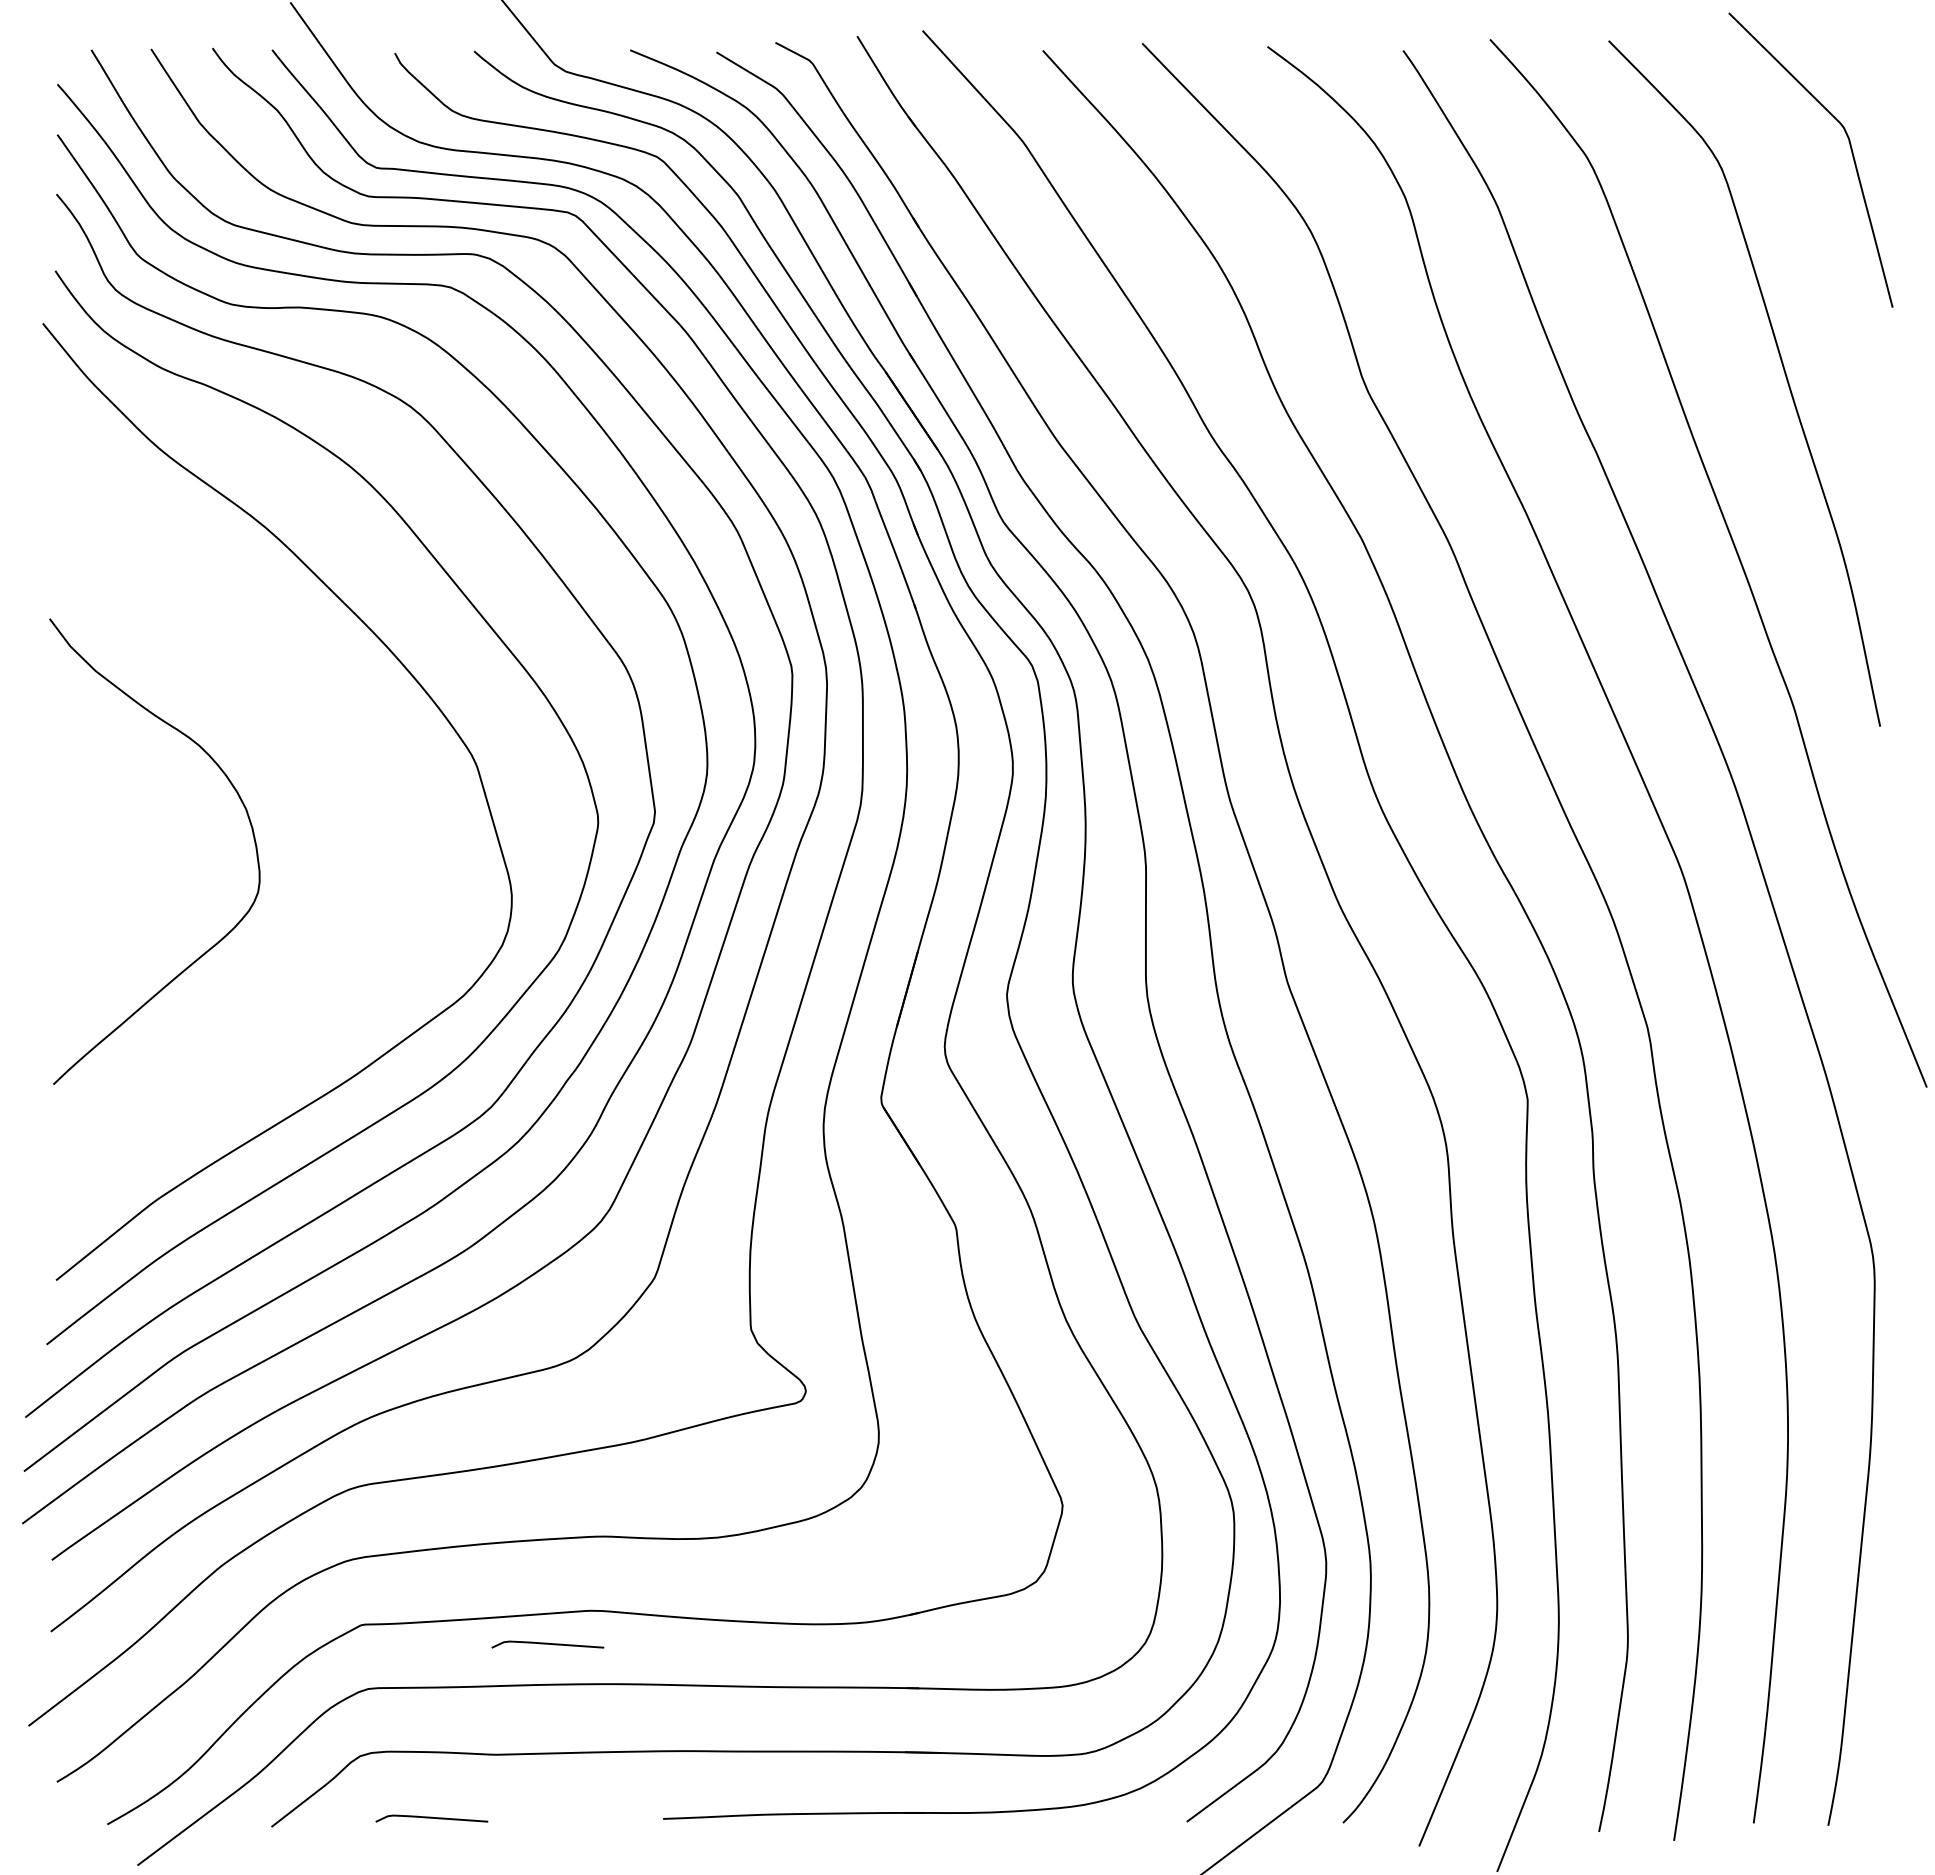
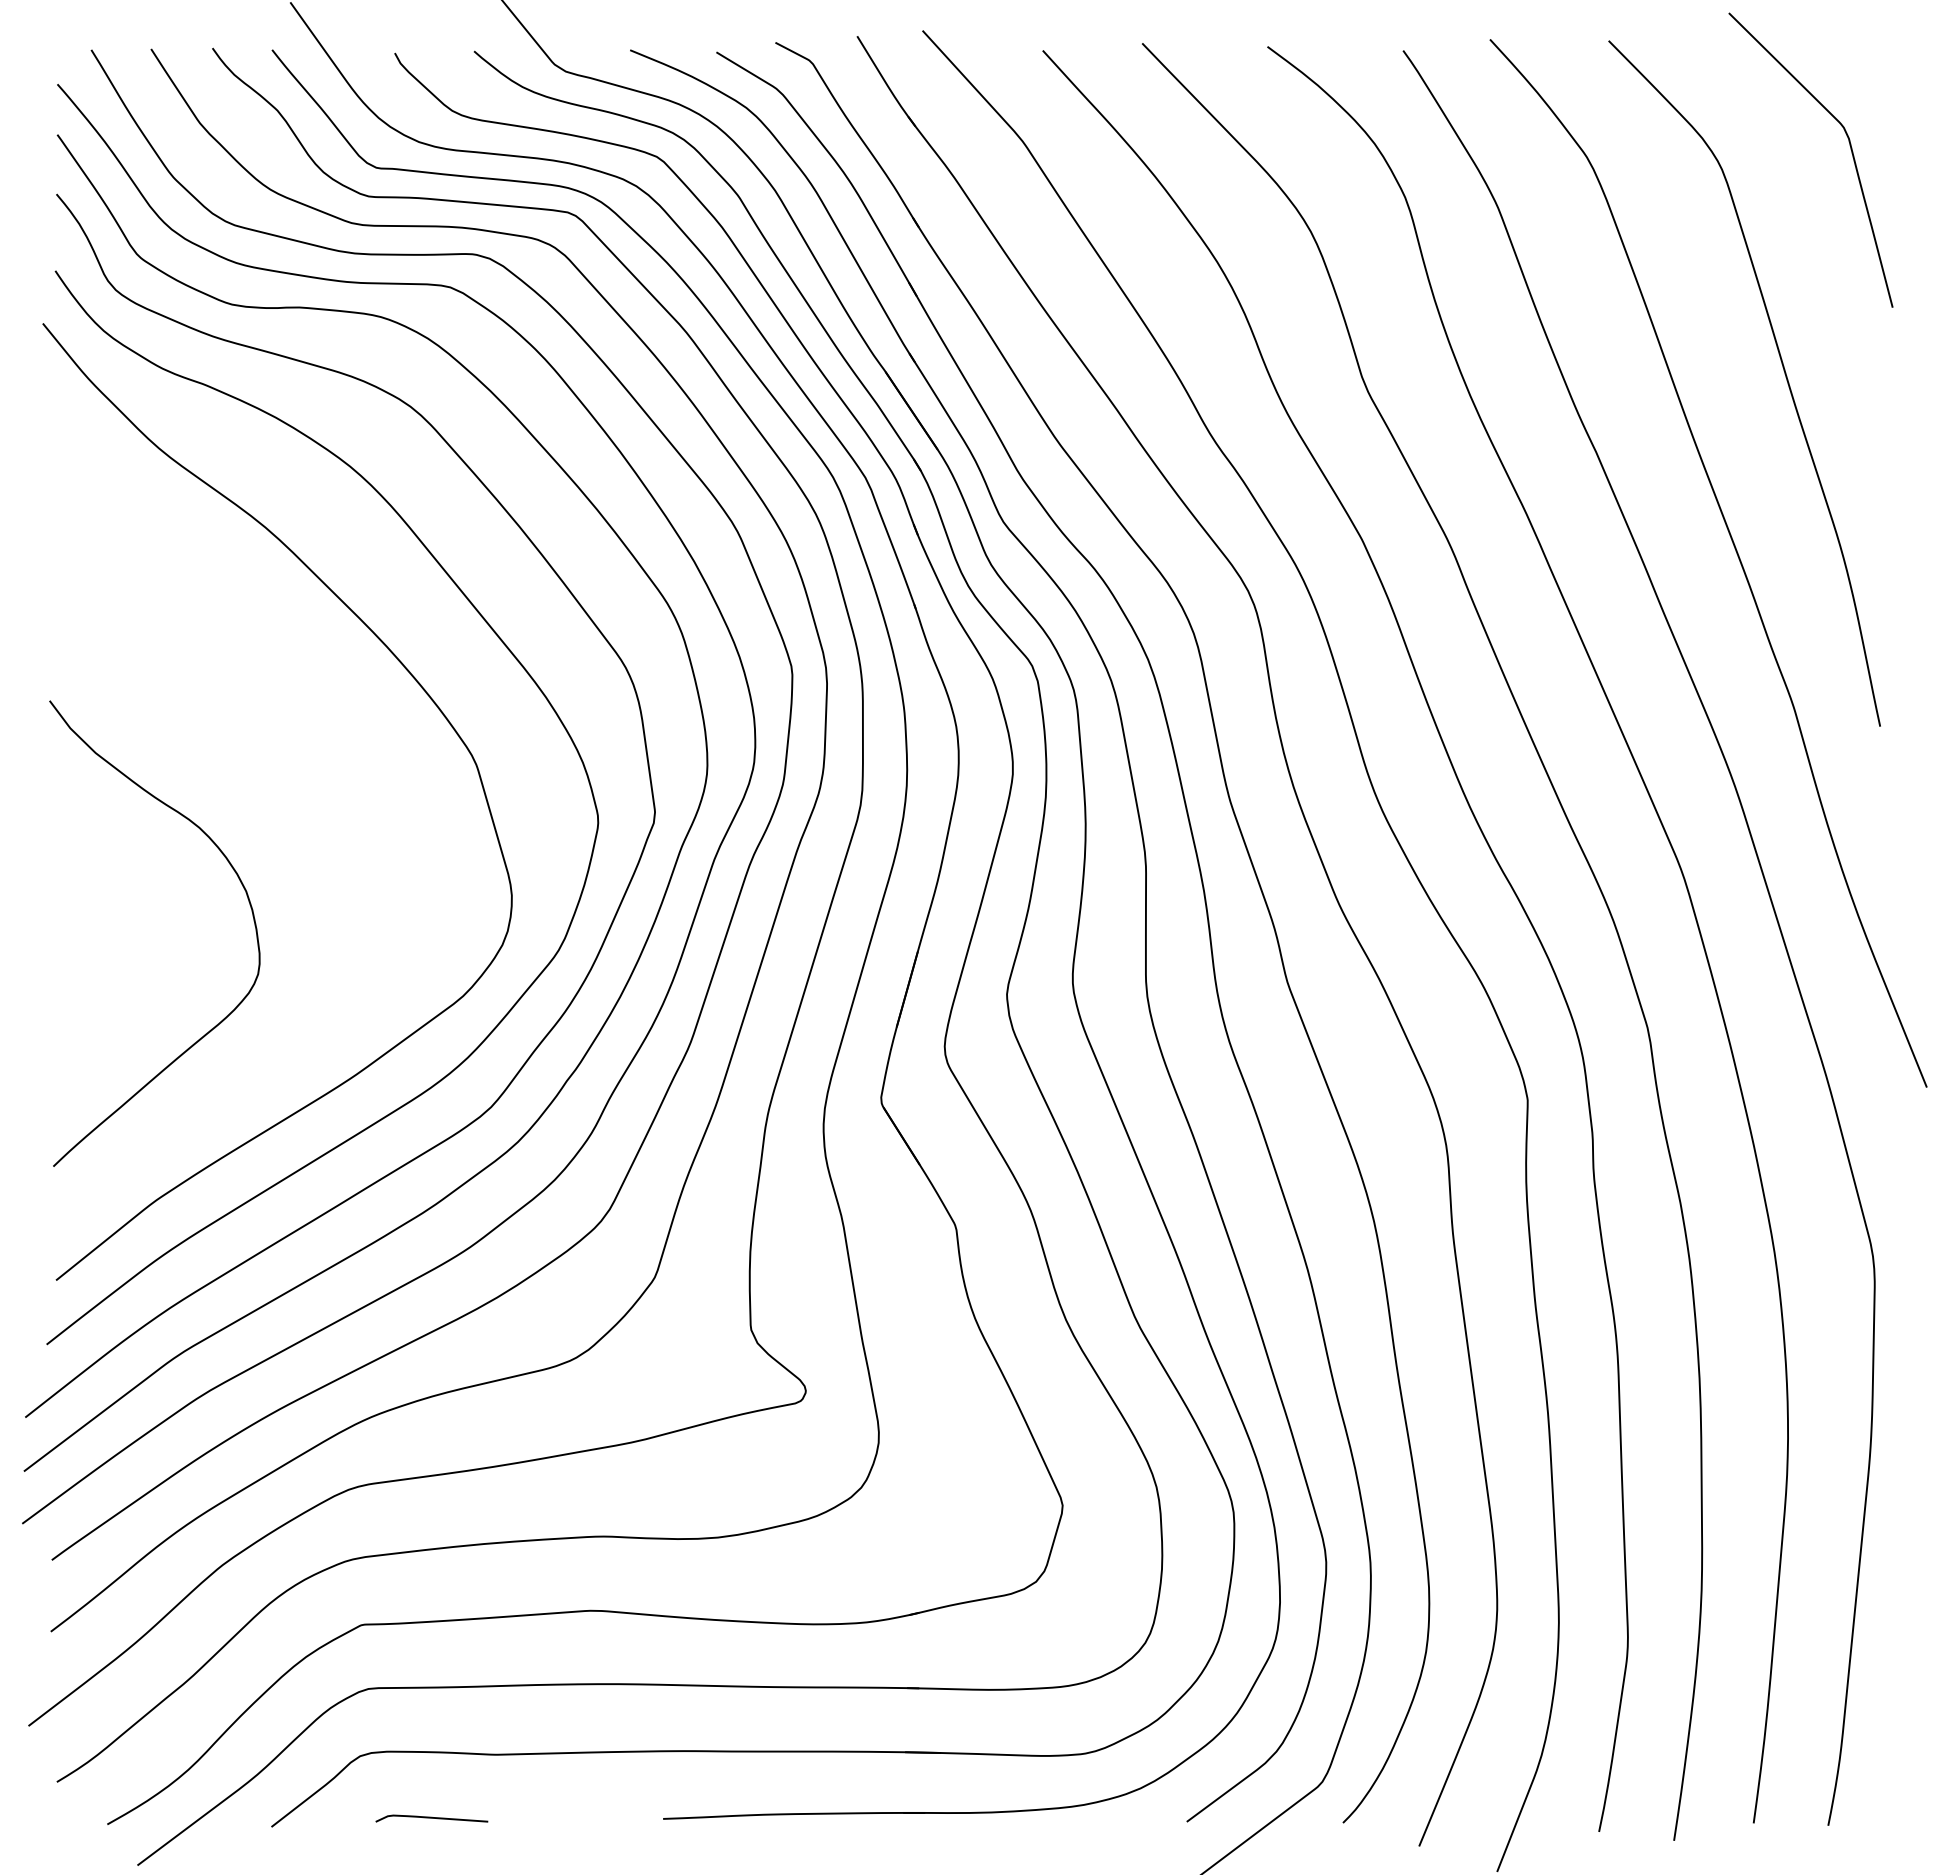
curve position: (248, 820) -> (248, 902) (248, 902)
curve: present -> none (547, 1644)
